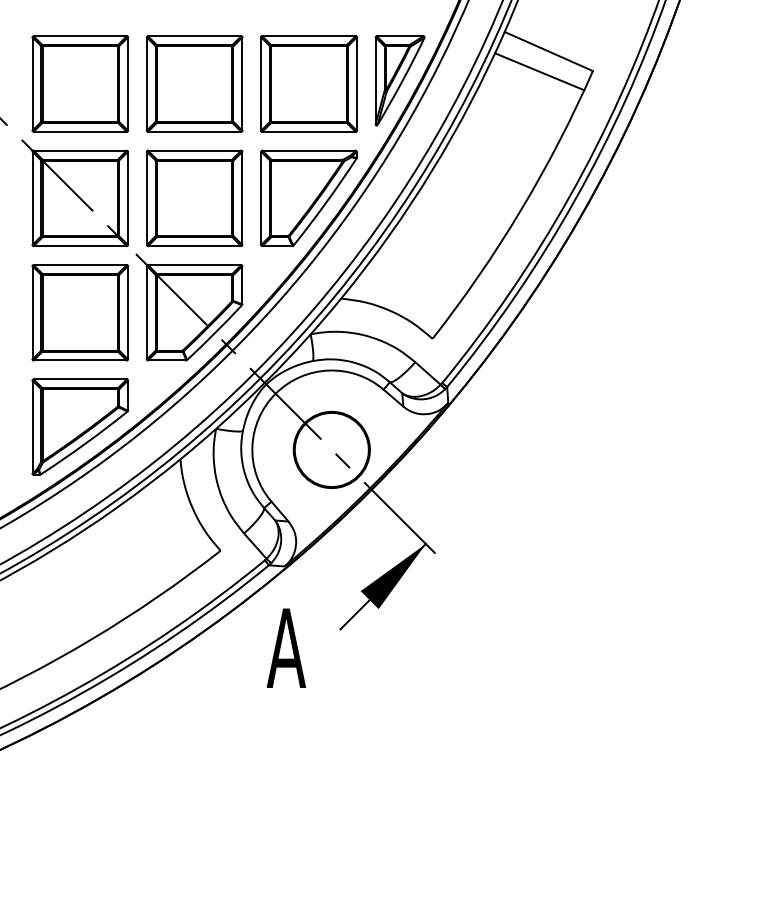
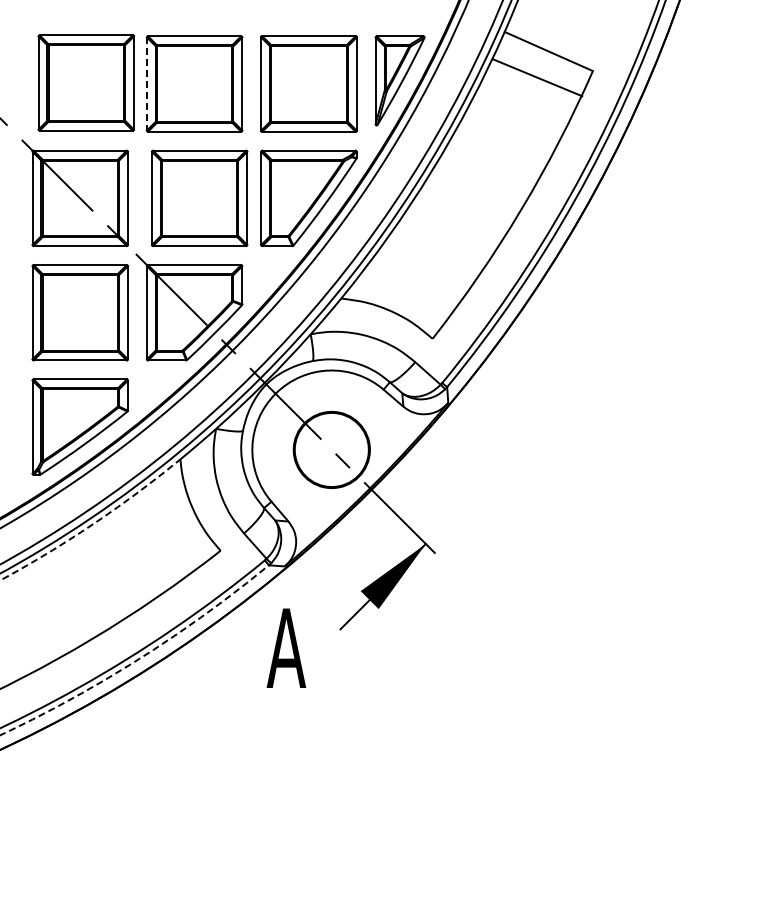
line position: (539, 71) -> (537, 77) (537, 77)
part position: (79, 83) -> (85, 82) (85, 82)
line: solid -> dashed (146, 84)
part position: (194, 198) -> (199, 198) (199, 198)
arc: solid -> dashed (93, 524)
arc: solid -> dashed (139, 658)
